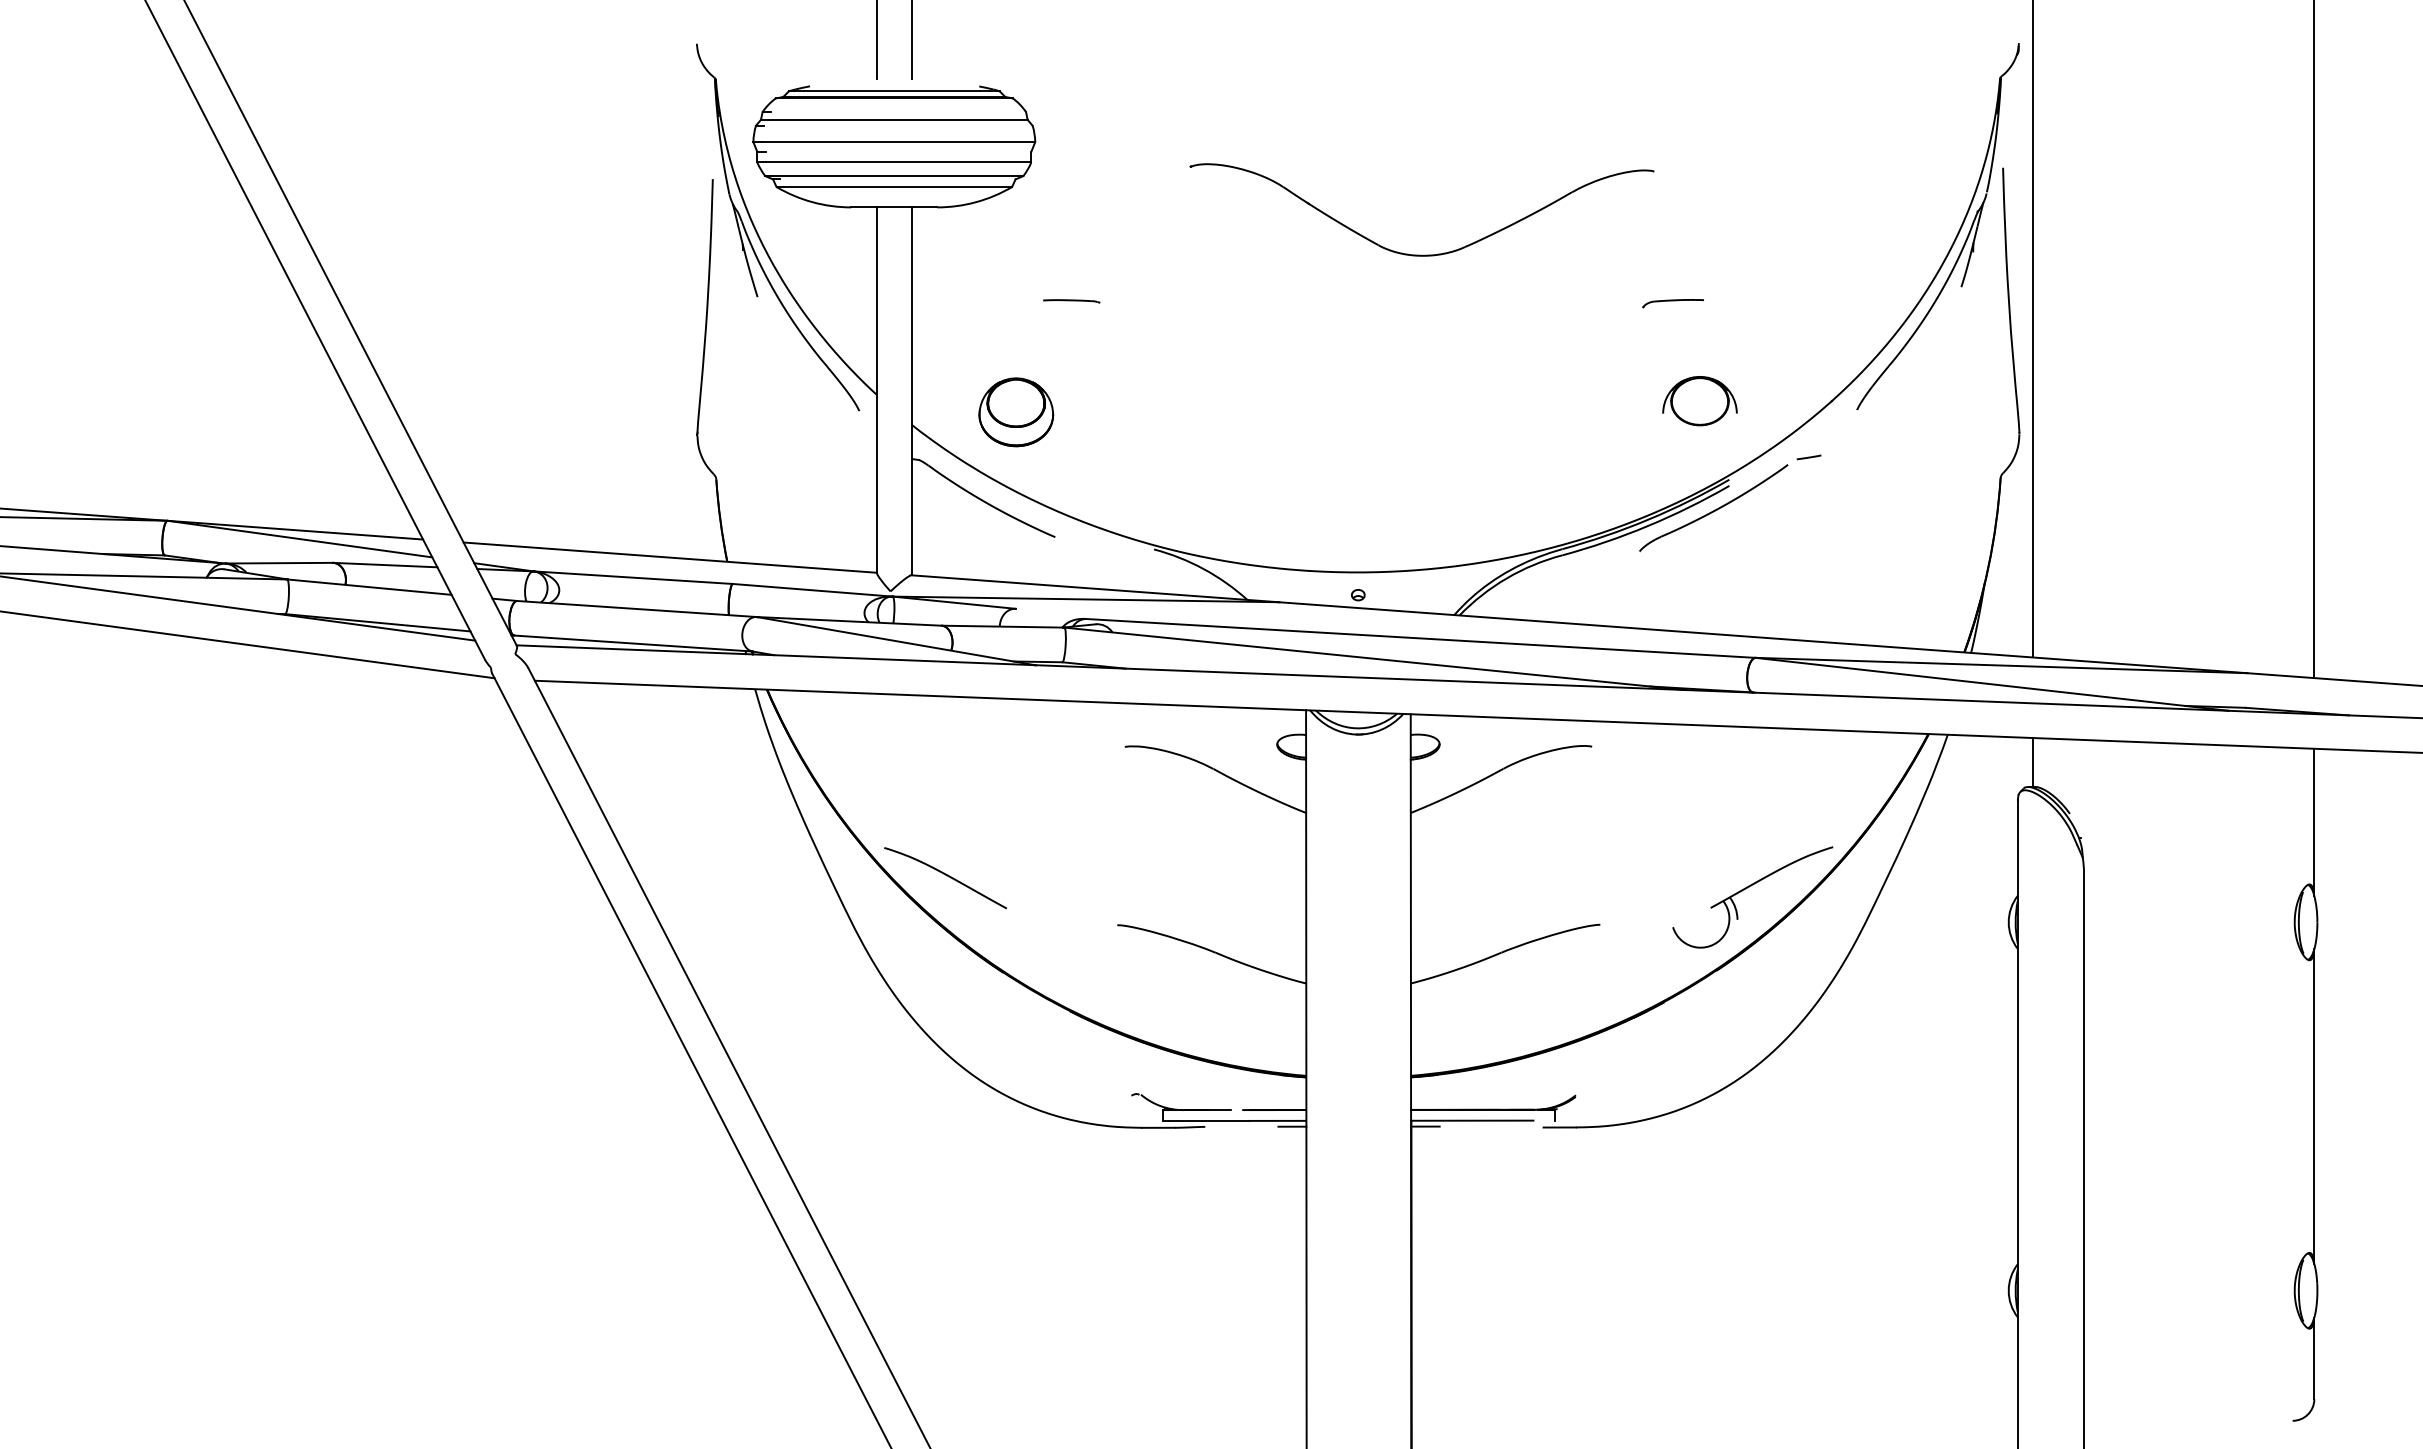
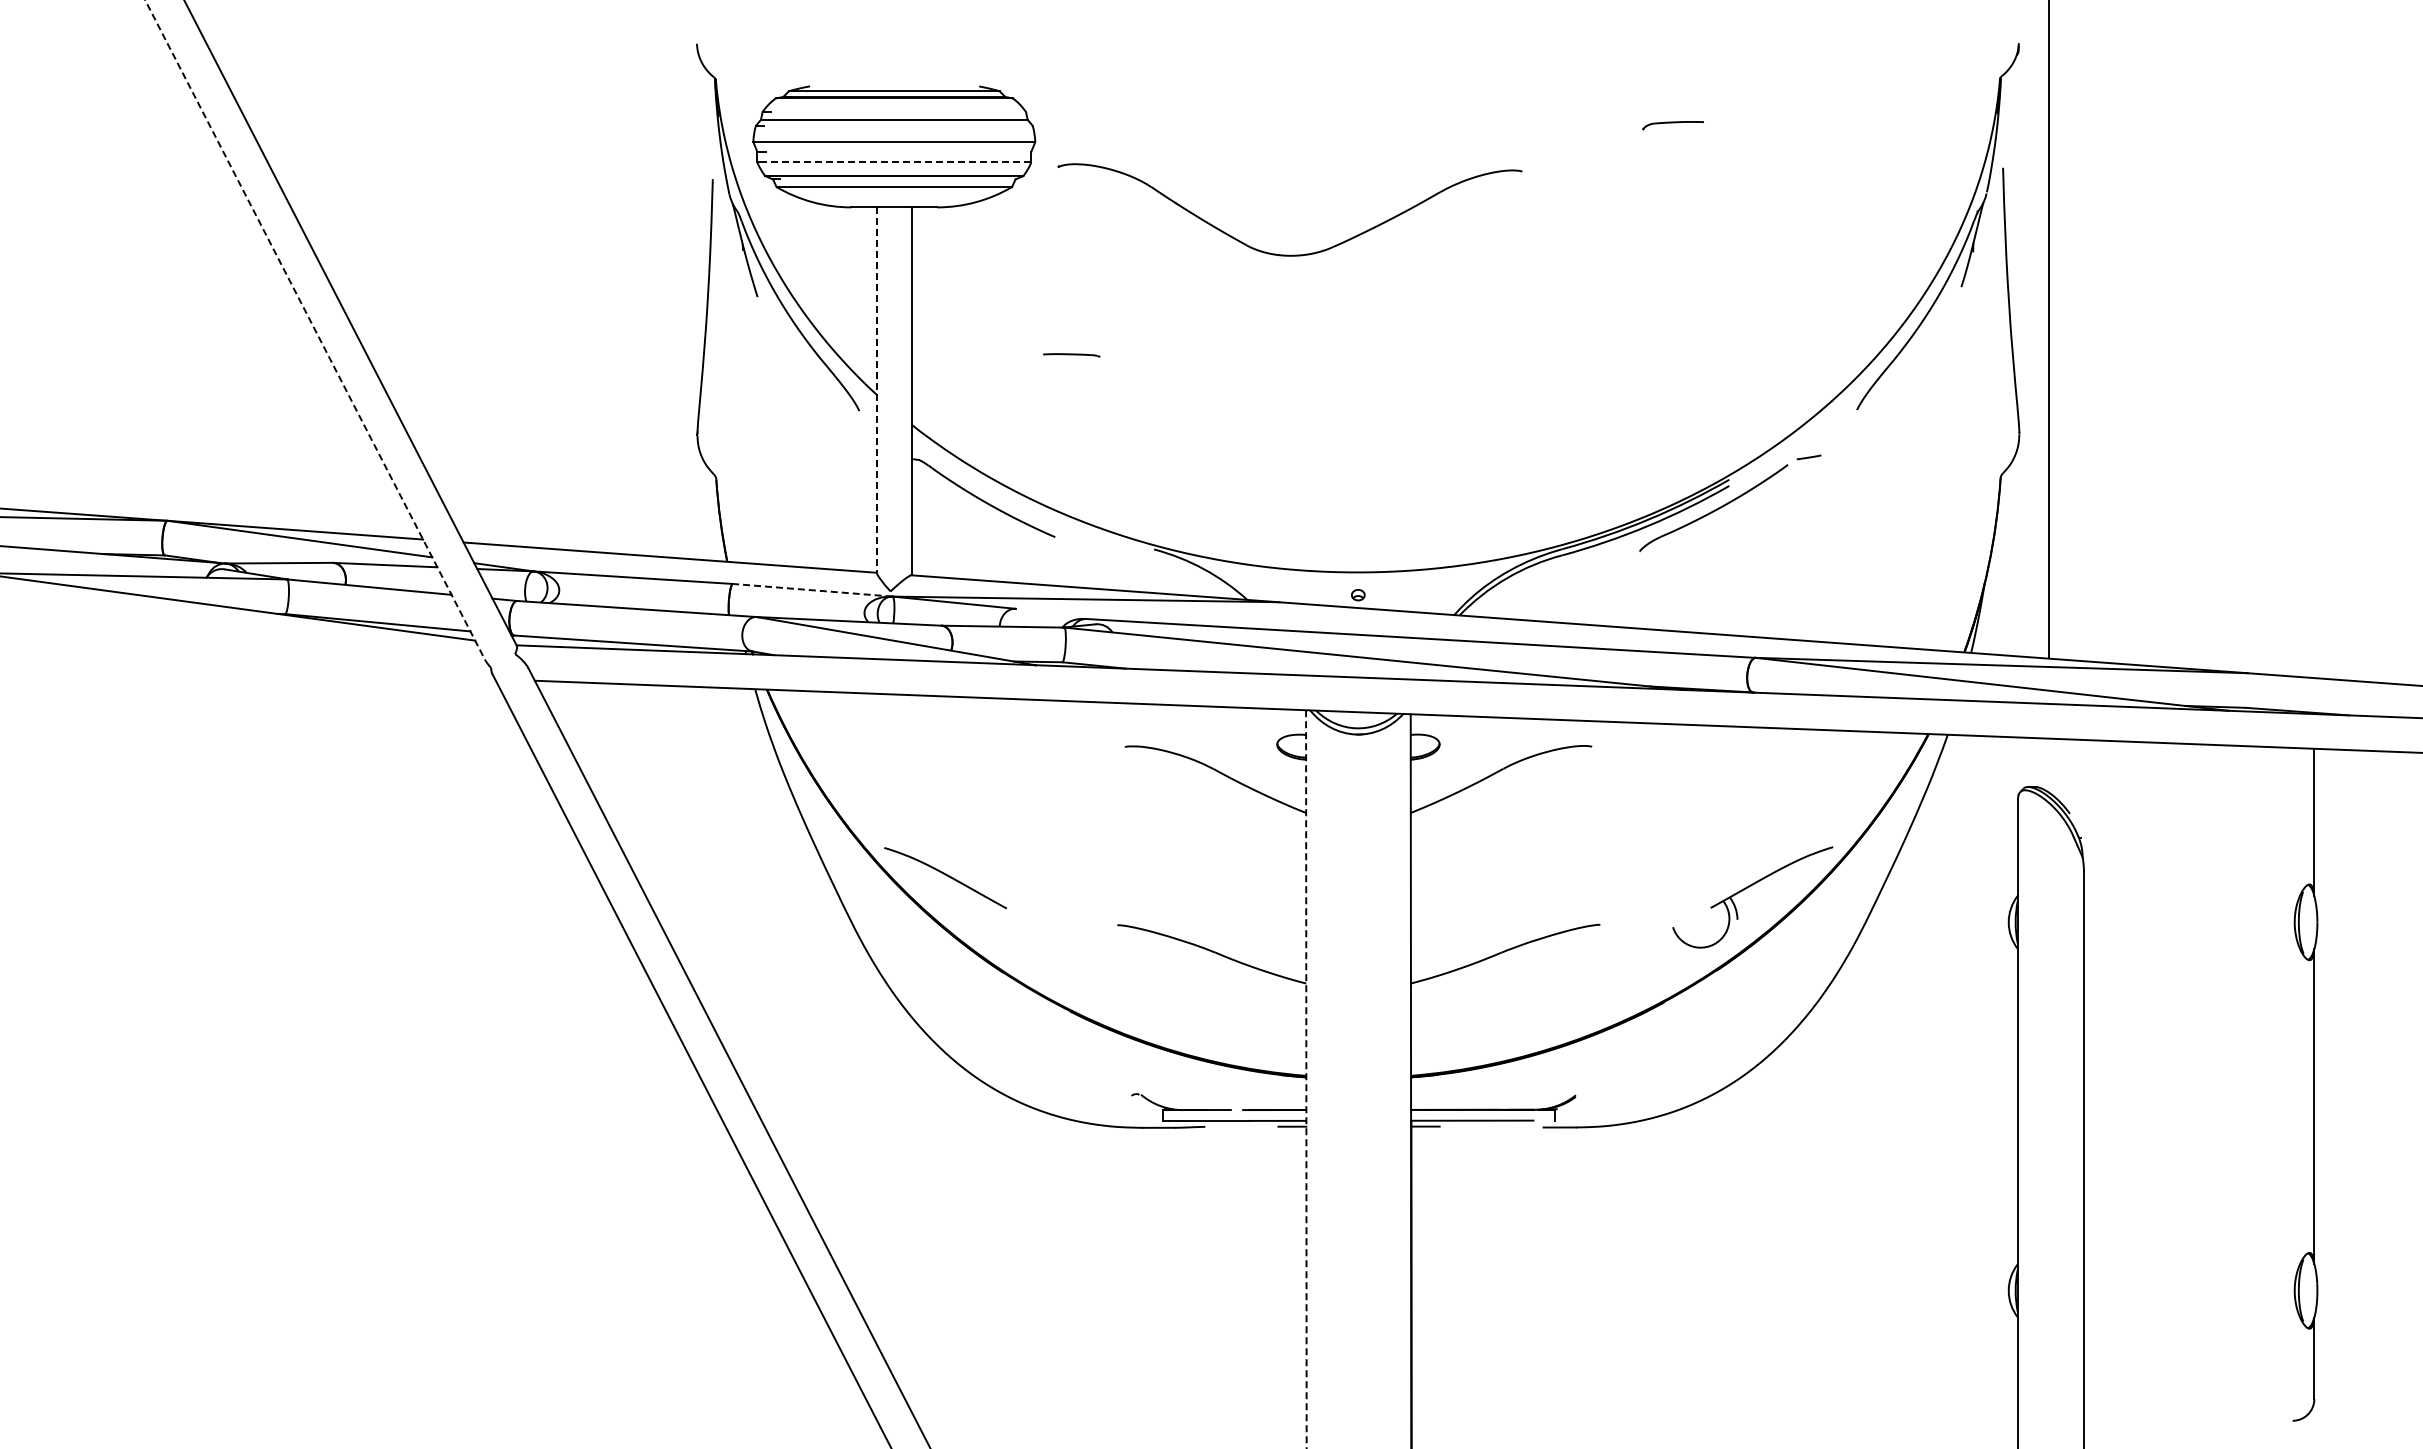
line: present -> none (876, 40)
line: present -> none (911, 40)
line: solid -> dashed (898, 162)
part position: (1421, 254) -> (1289, 254) (1289, 254)
part position: (1071, 301) -> (1071, 355) (1071, 355)
part position: (1672, 303) -> (1672, 125) (1672, 125)
line: solid -> dashed (315, 329)
line position: (2032, 329) -> (2048, 329) (2048, 329)
line: present -> none (2314, 340)
line: solid -> dashed (876, 390)
part: present -> none (1699, 401)
part: present -> none (1016, 412)
line: solid -> dashed (812, 590)
line: present -> none (248, 644)
line: present -> none (2032, 762)
line: solid -> dashed (1306, 1079)
